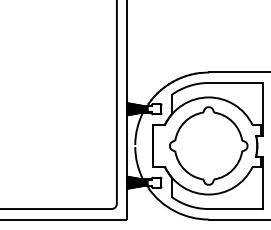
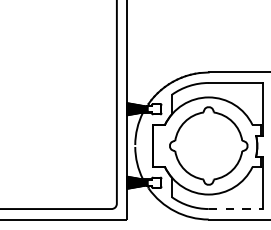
line: solid -> dashed (235, 209)
